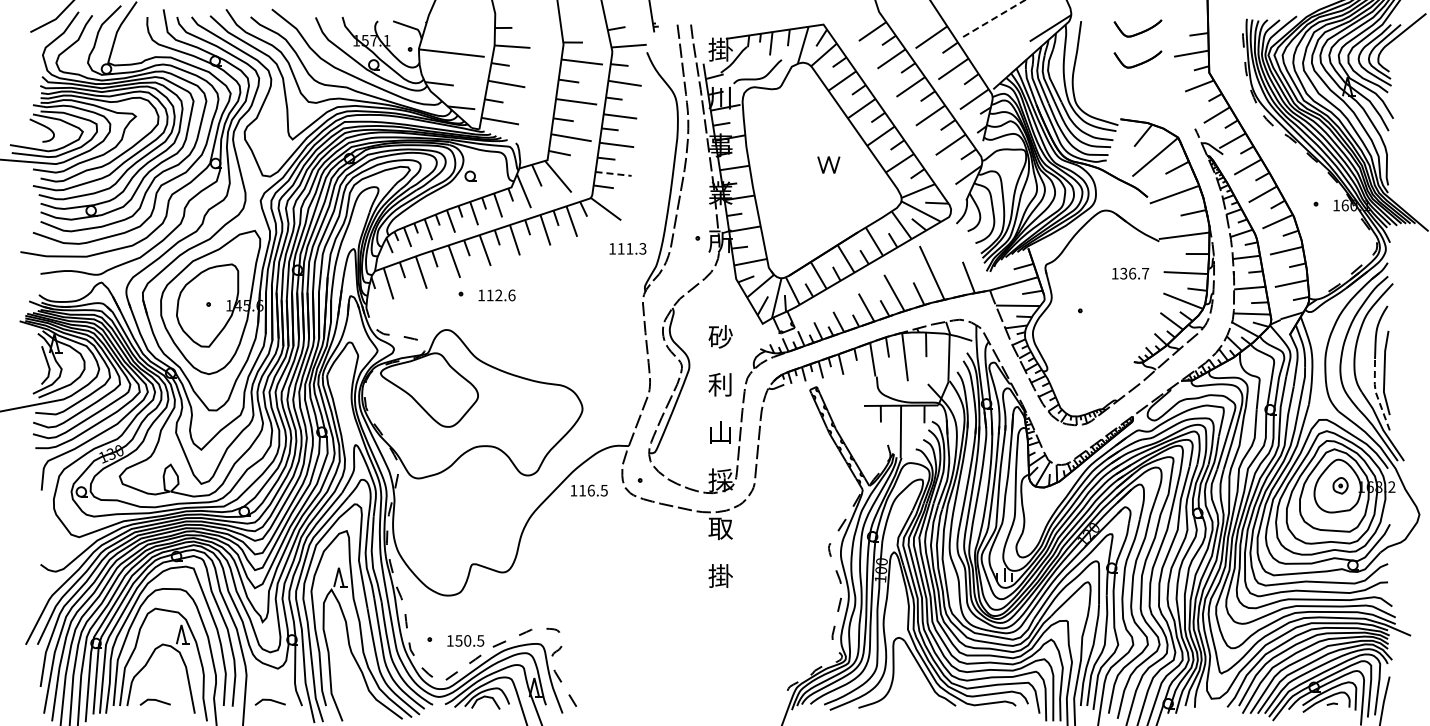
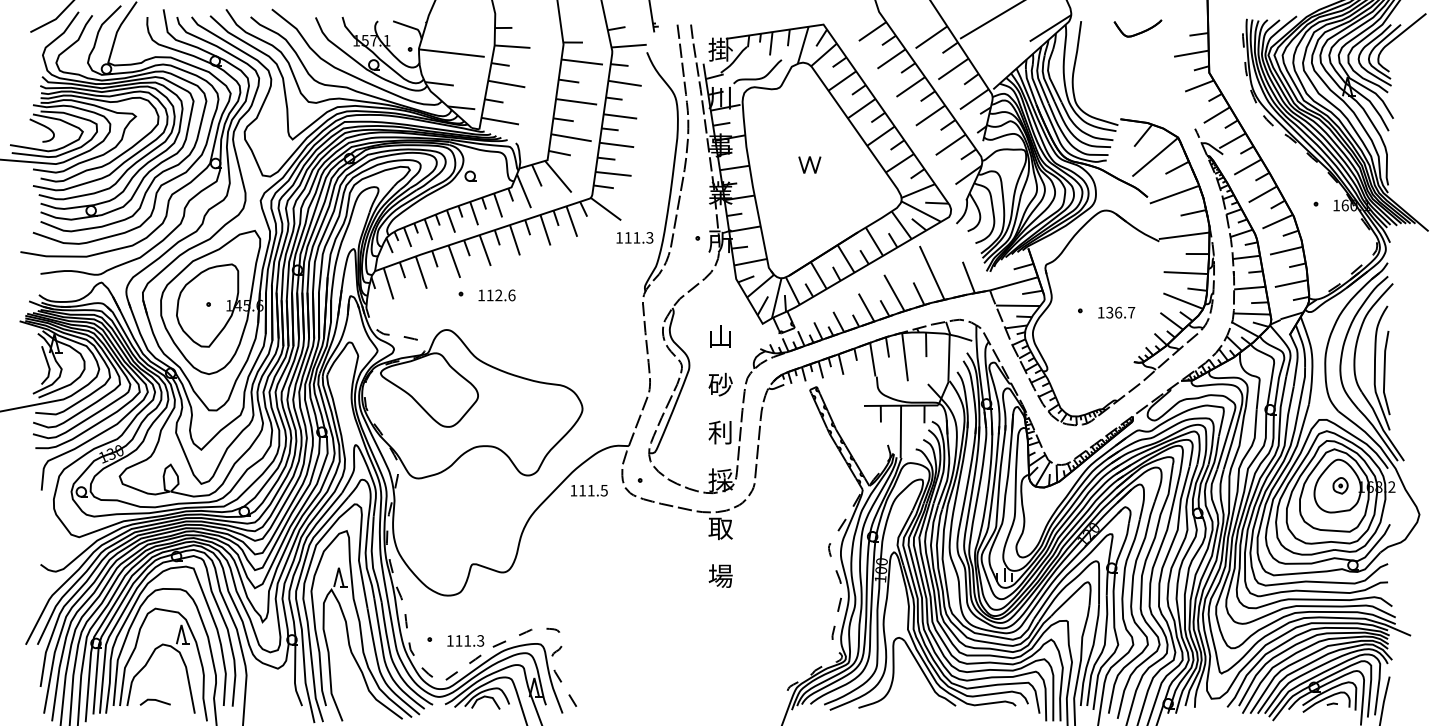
line: dashed -> solid (992, 19)
part: present -> none (1137, 59)
part position: (828, 164) -> (809, 164) (809, 164)
line: dashed -> solid (614, 174)
text position: (627, 248) -> (634, 237) (634, 237)
text position: (1130, 273) -> (1116, 312) (1116, 312)
text: 砂 -> 山 (720, 336)
text: 利 -> 砂 (720, 384)
line: dashed -> solid (1376, 394)
text: 山 -> 利 (719, 432)
text: 116.5 -> 111.5 (590, 490)
text: 掛 -> 場 (720, 575)
text: 150.5 -> 111.3 (469, 640)
line: present -> none (269, 700)
